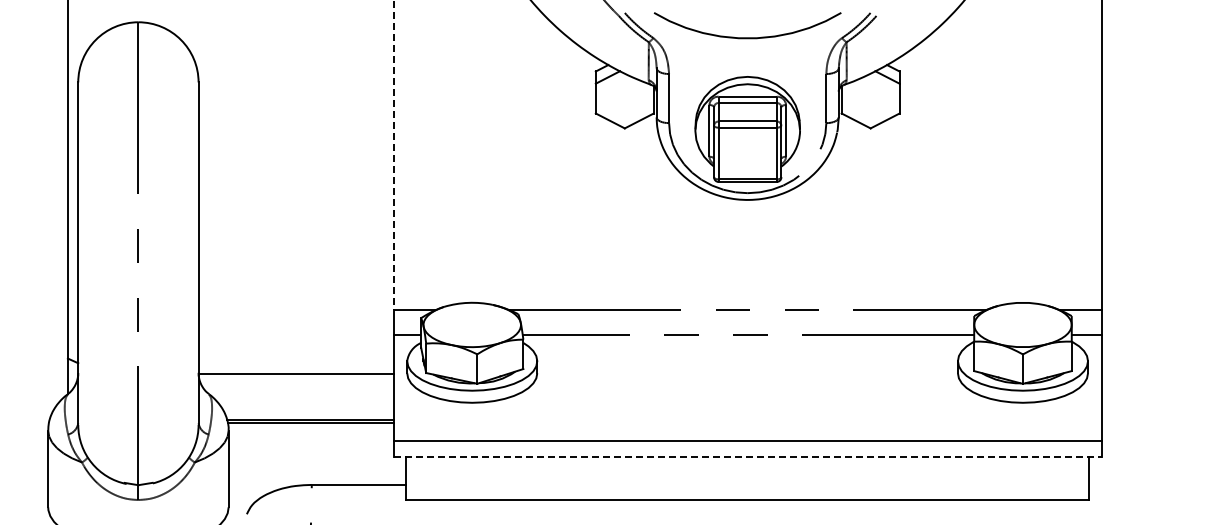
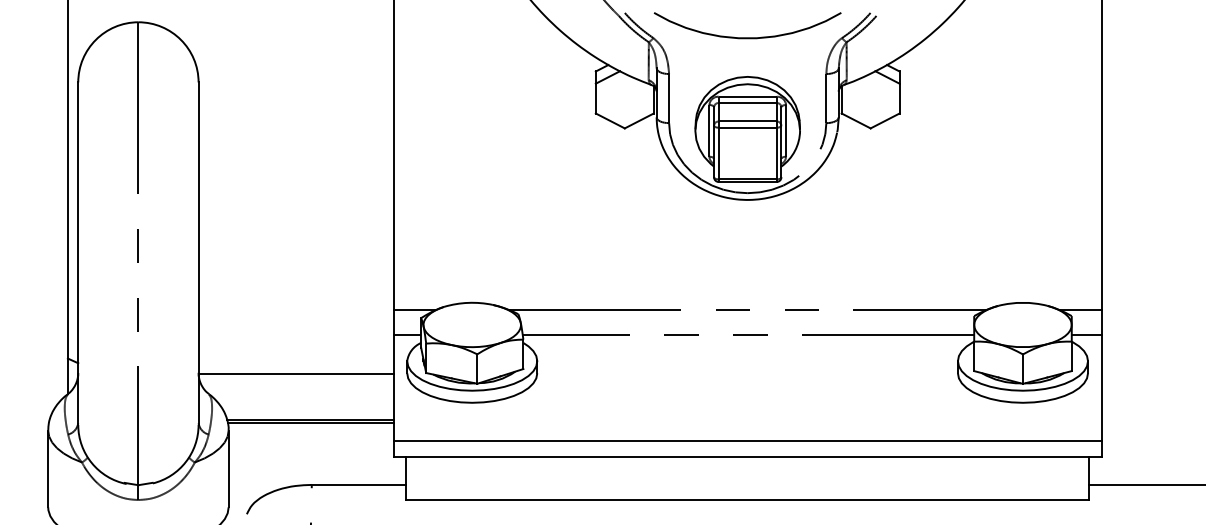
line: dashed -> solid (393, 155)
line: dashed -> solid (747, 457)
line: none -> present (1145, 484)
